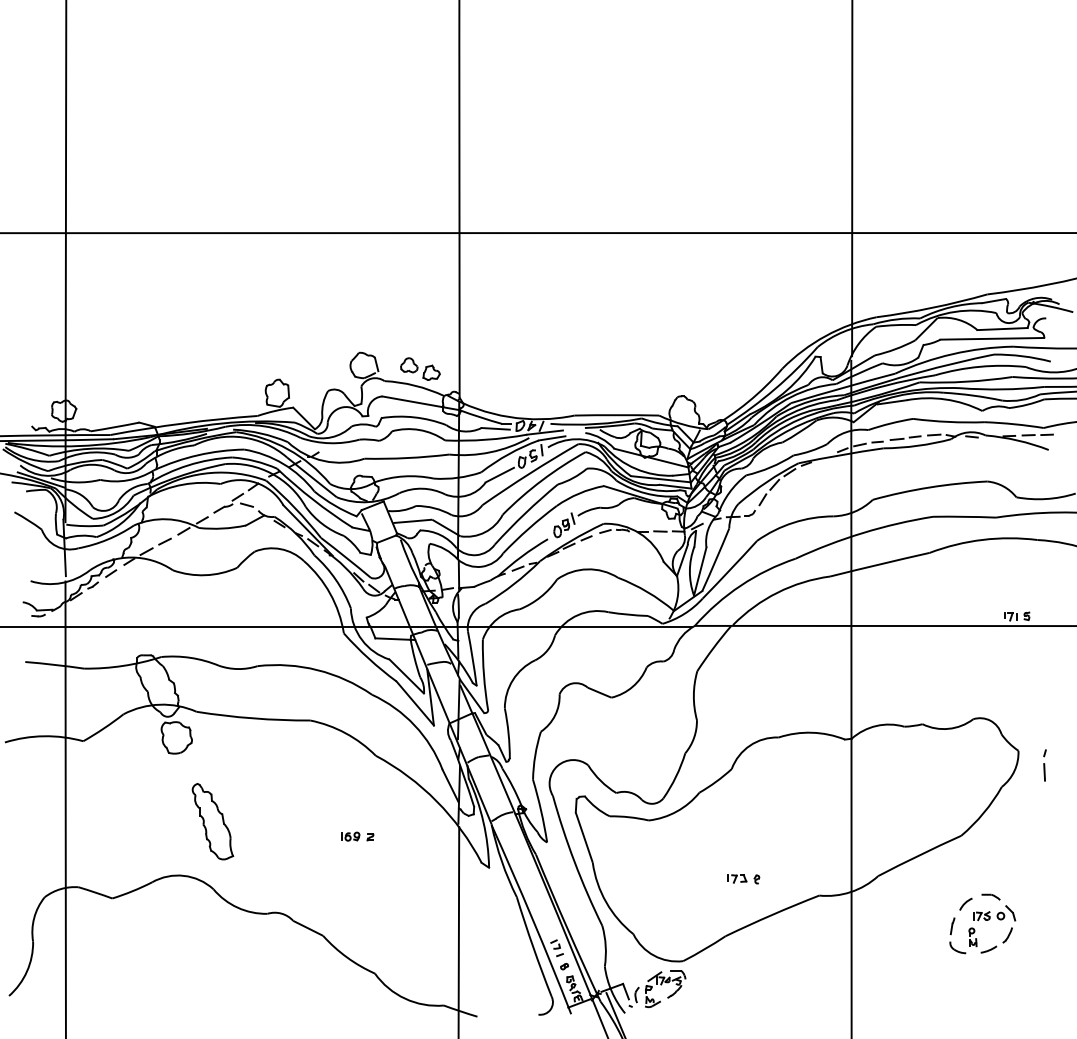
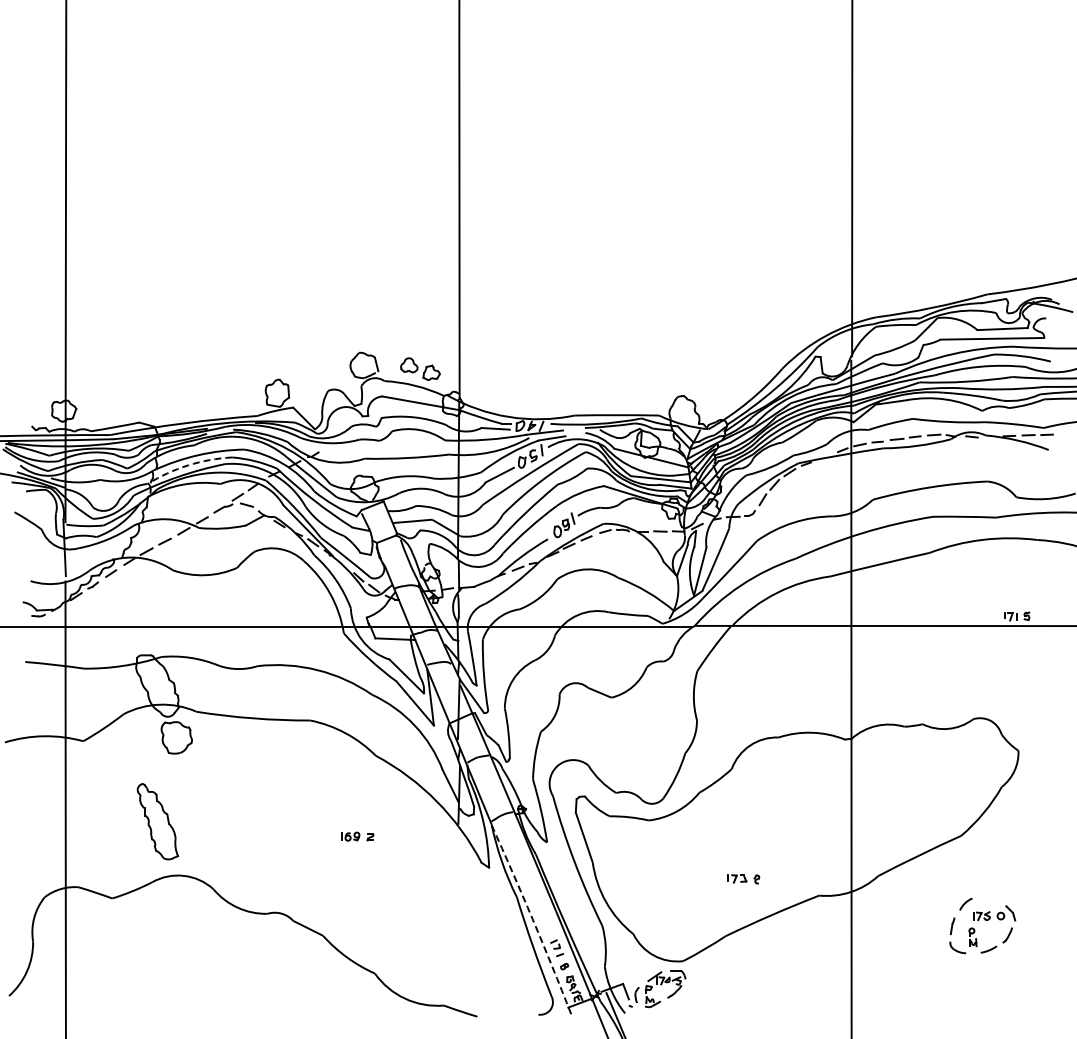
line: present -> none (537, 233)
arc: solid -> dashed (188, 465)
part: present -> none (1044, 765)
part position: (212, 821) -> (157, 821) (157, 821)
part: present -> none (990, 896)
arc: solid -> dashed (532, 919)
line: present -> none (458, 931)
